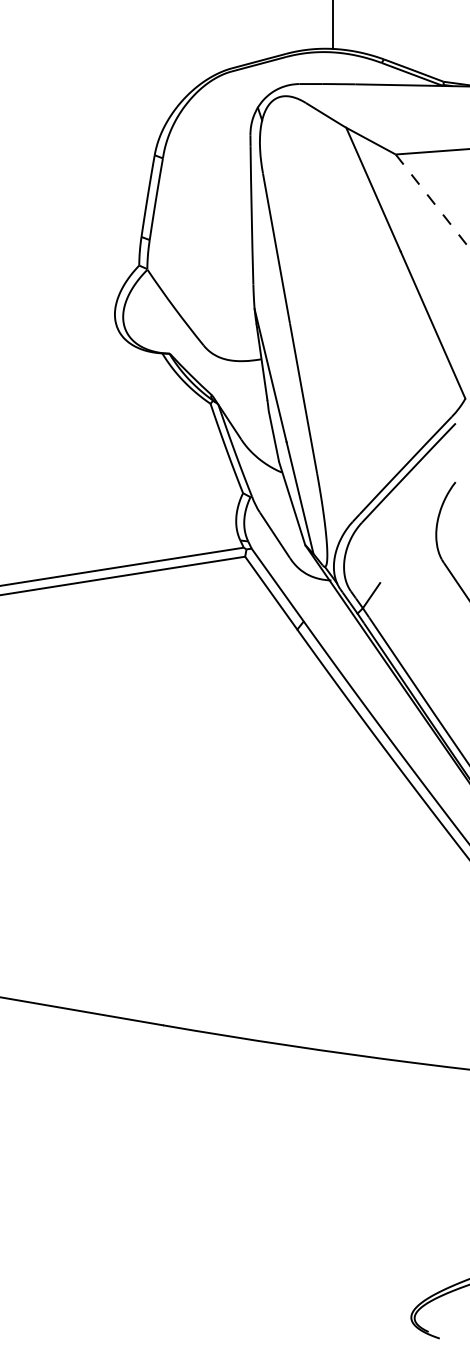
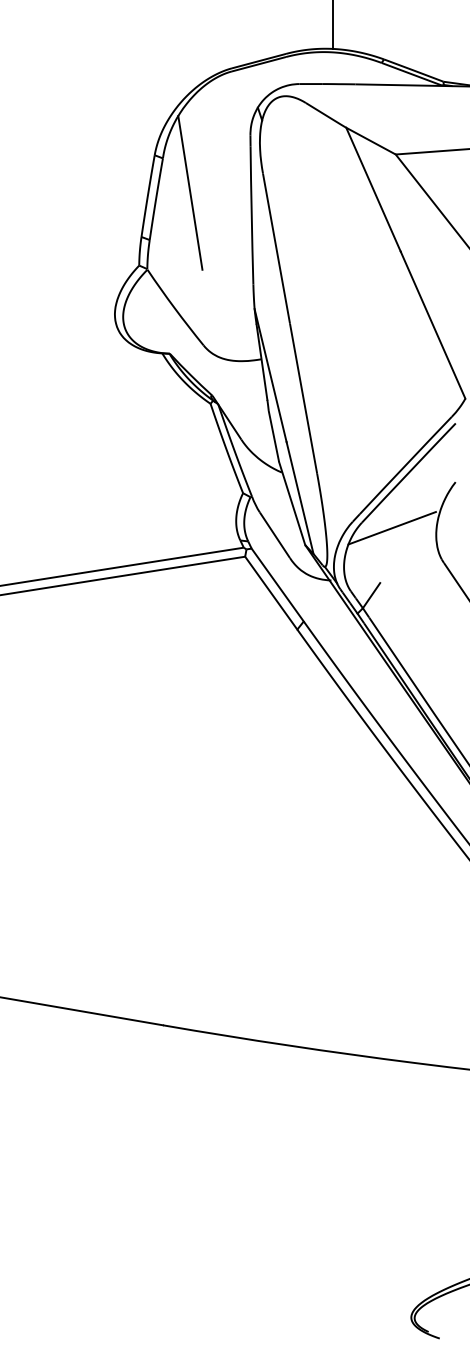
line: none -> present (190, 192)
line: dashed -> solid (432, 201)
line: none -> present (391, 528)
